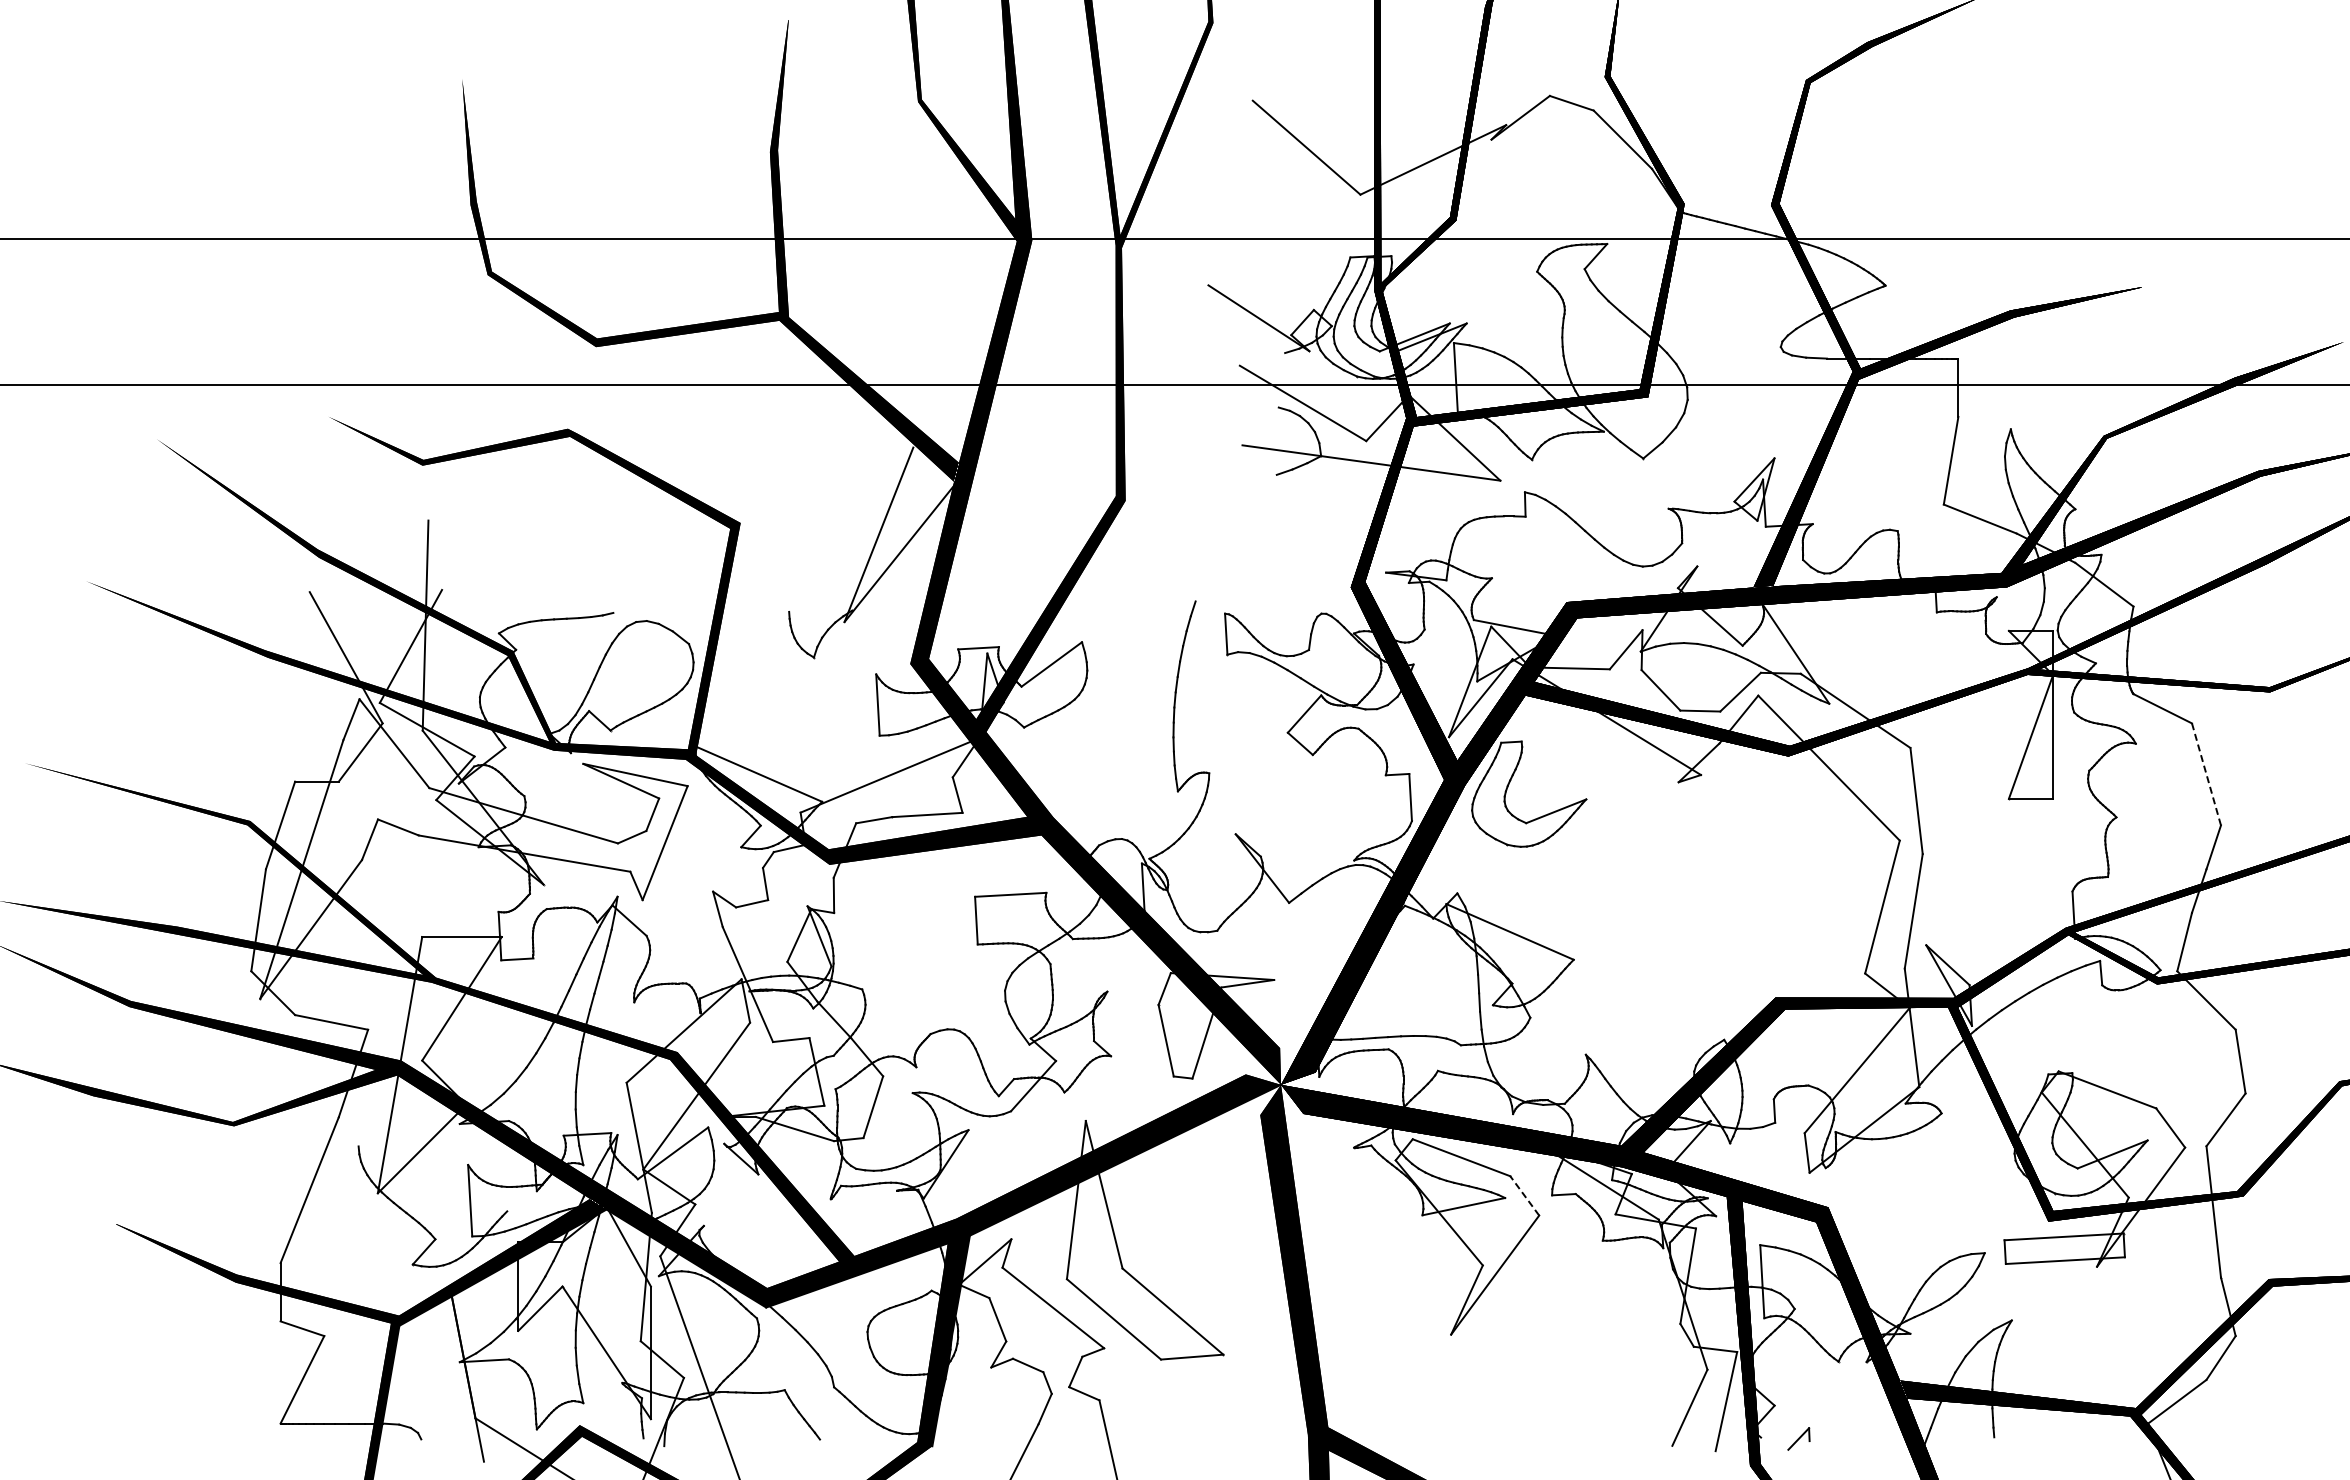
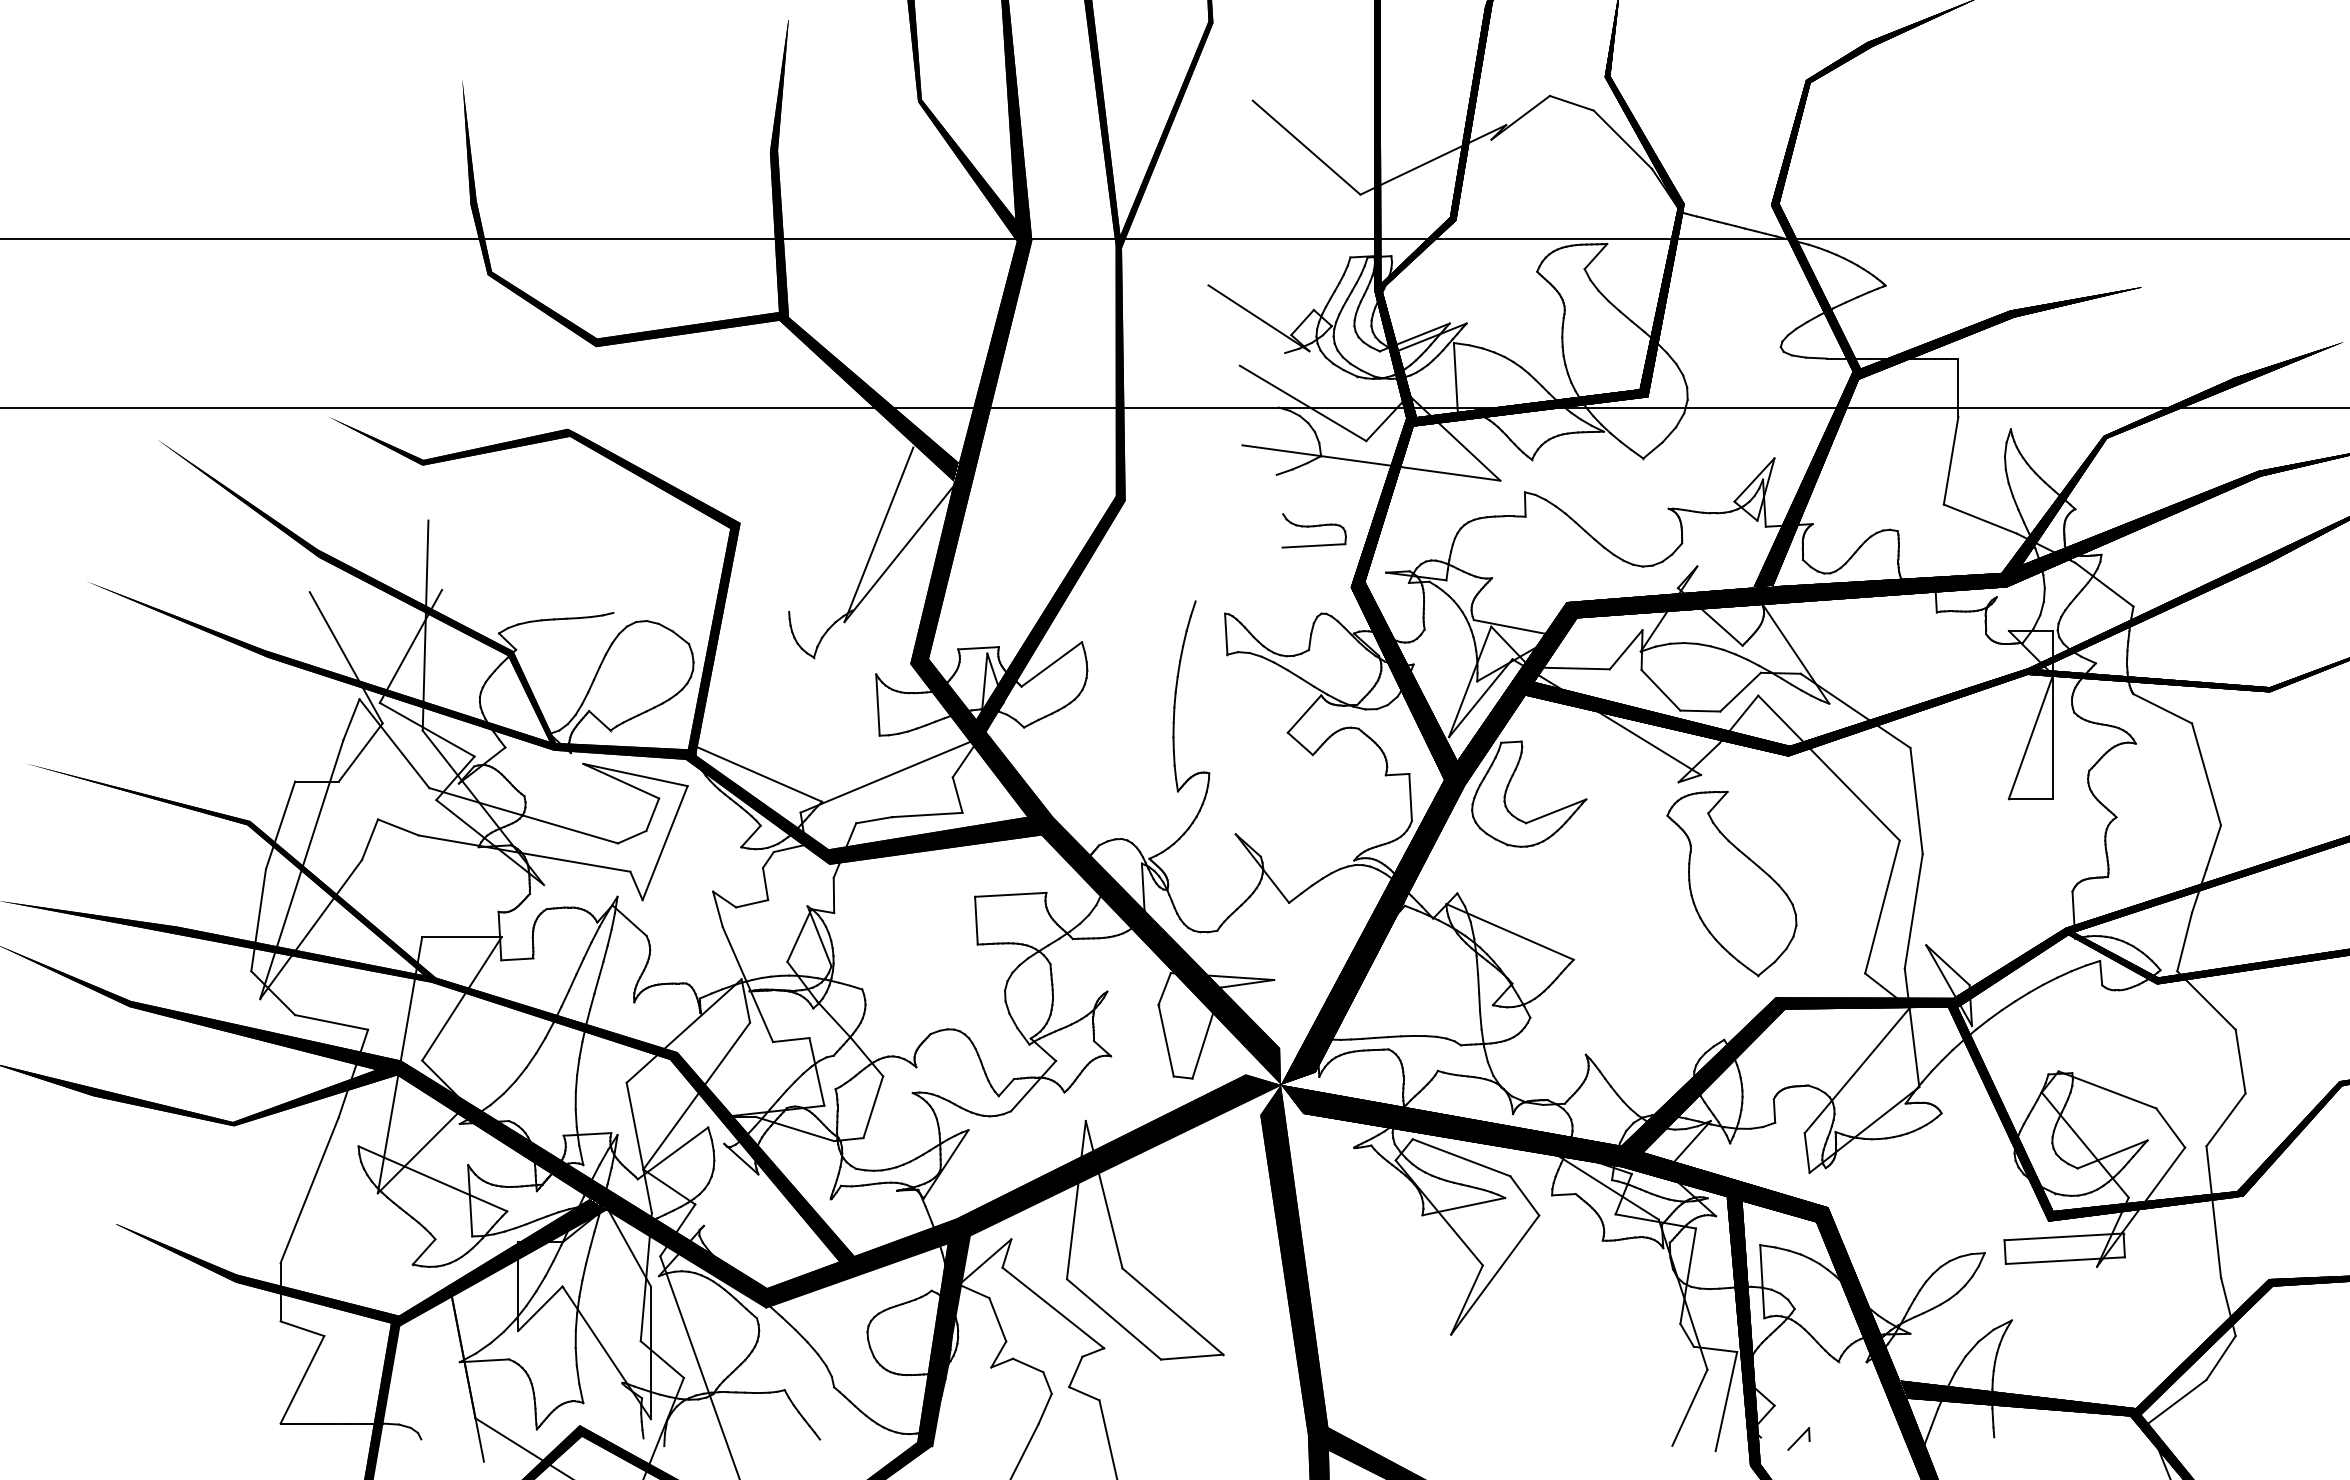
line position: (1174, 385) -> (1174, 408) (1174, 408)
part: none -> present (1313, 530)
line: dashed -> solid (2206, 774)
part: none -> present (1731, 883)
line: none -> present (432, 1178)
line: dashed -> solid (1524, 1195)
